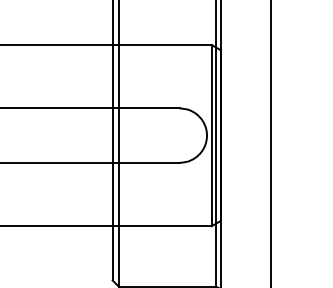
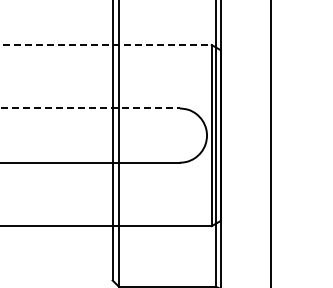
line: solid -> dashed (105, 45)
line: solid -> dashed (90, 108)
